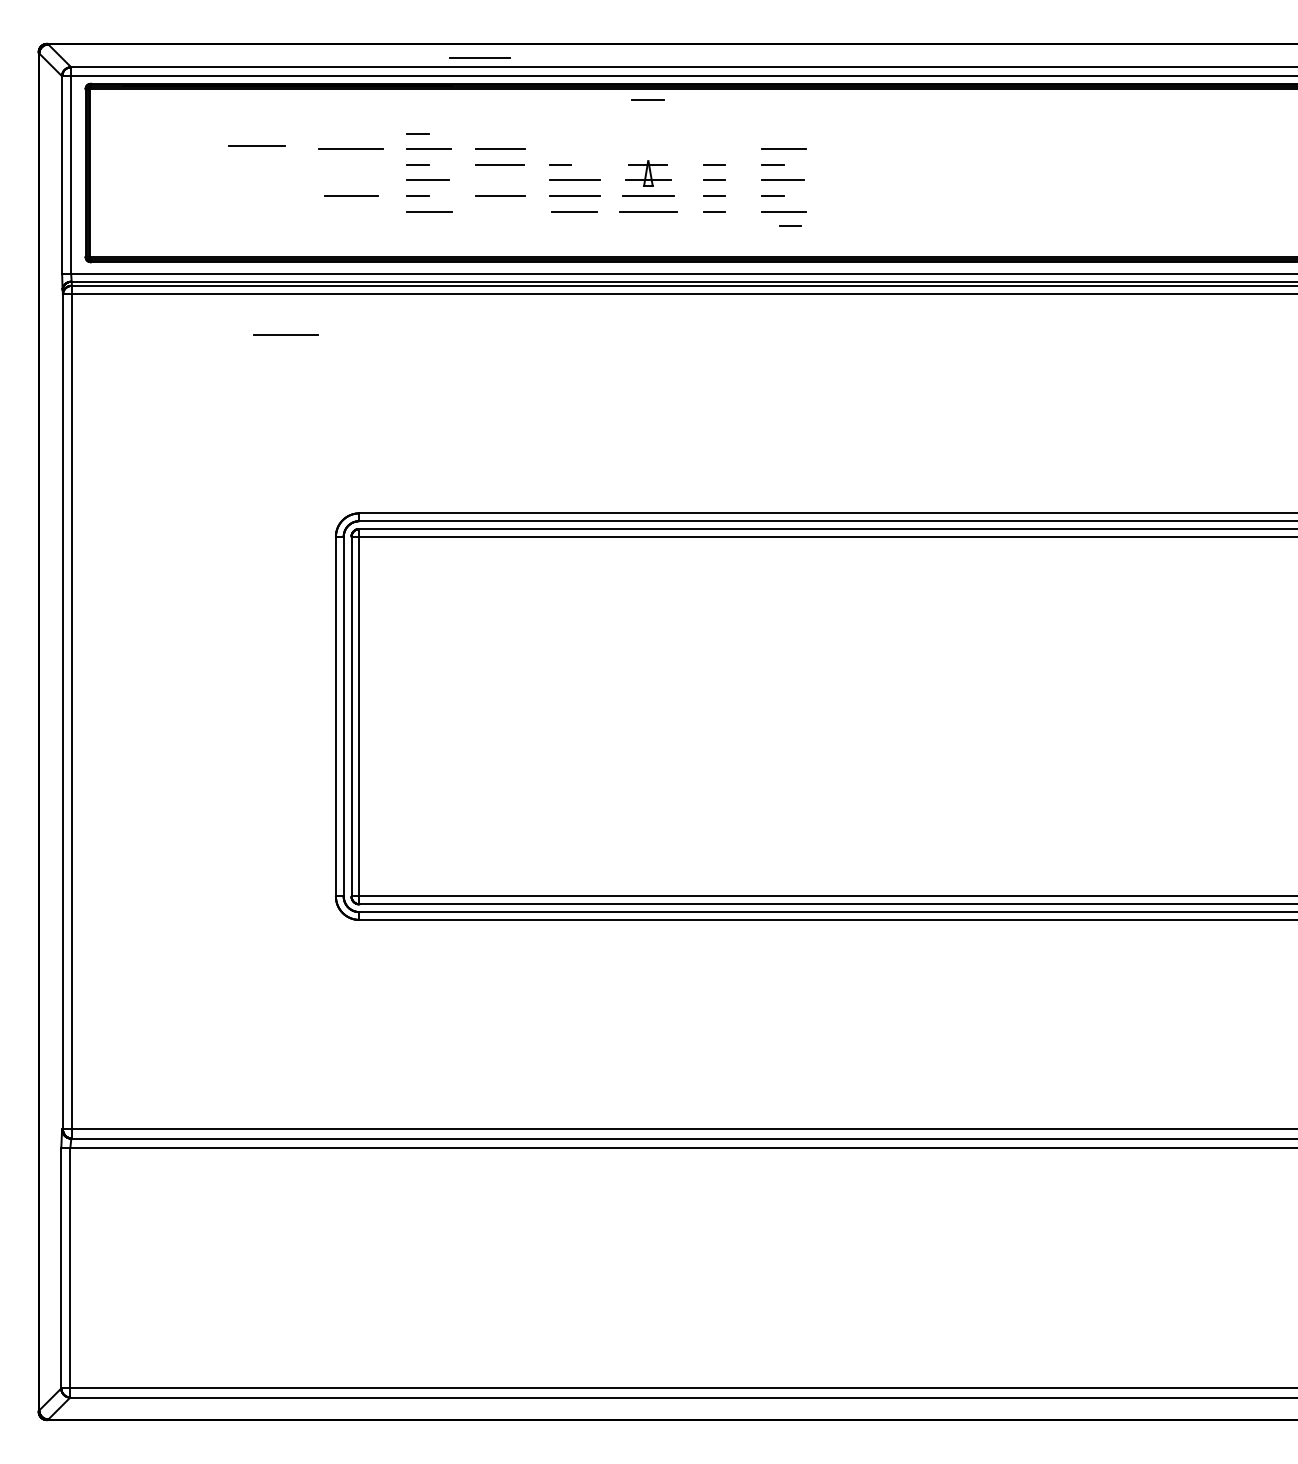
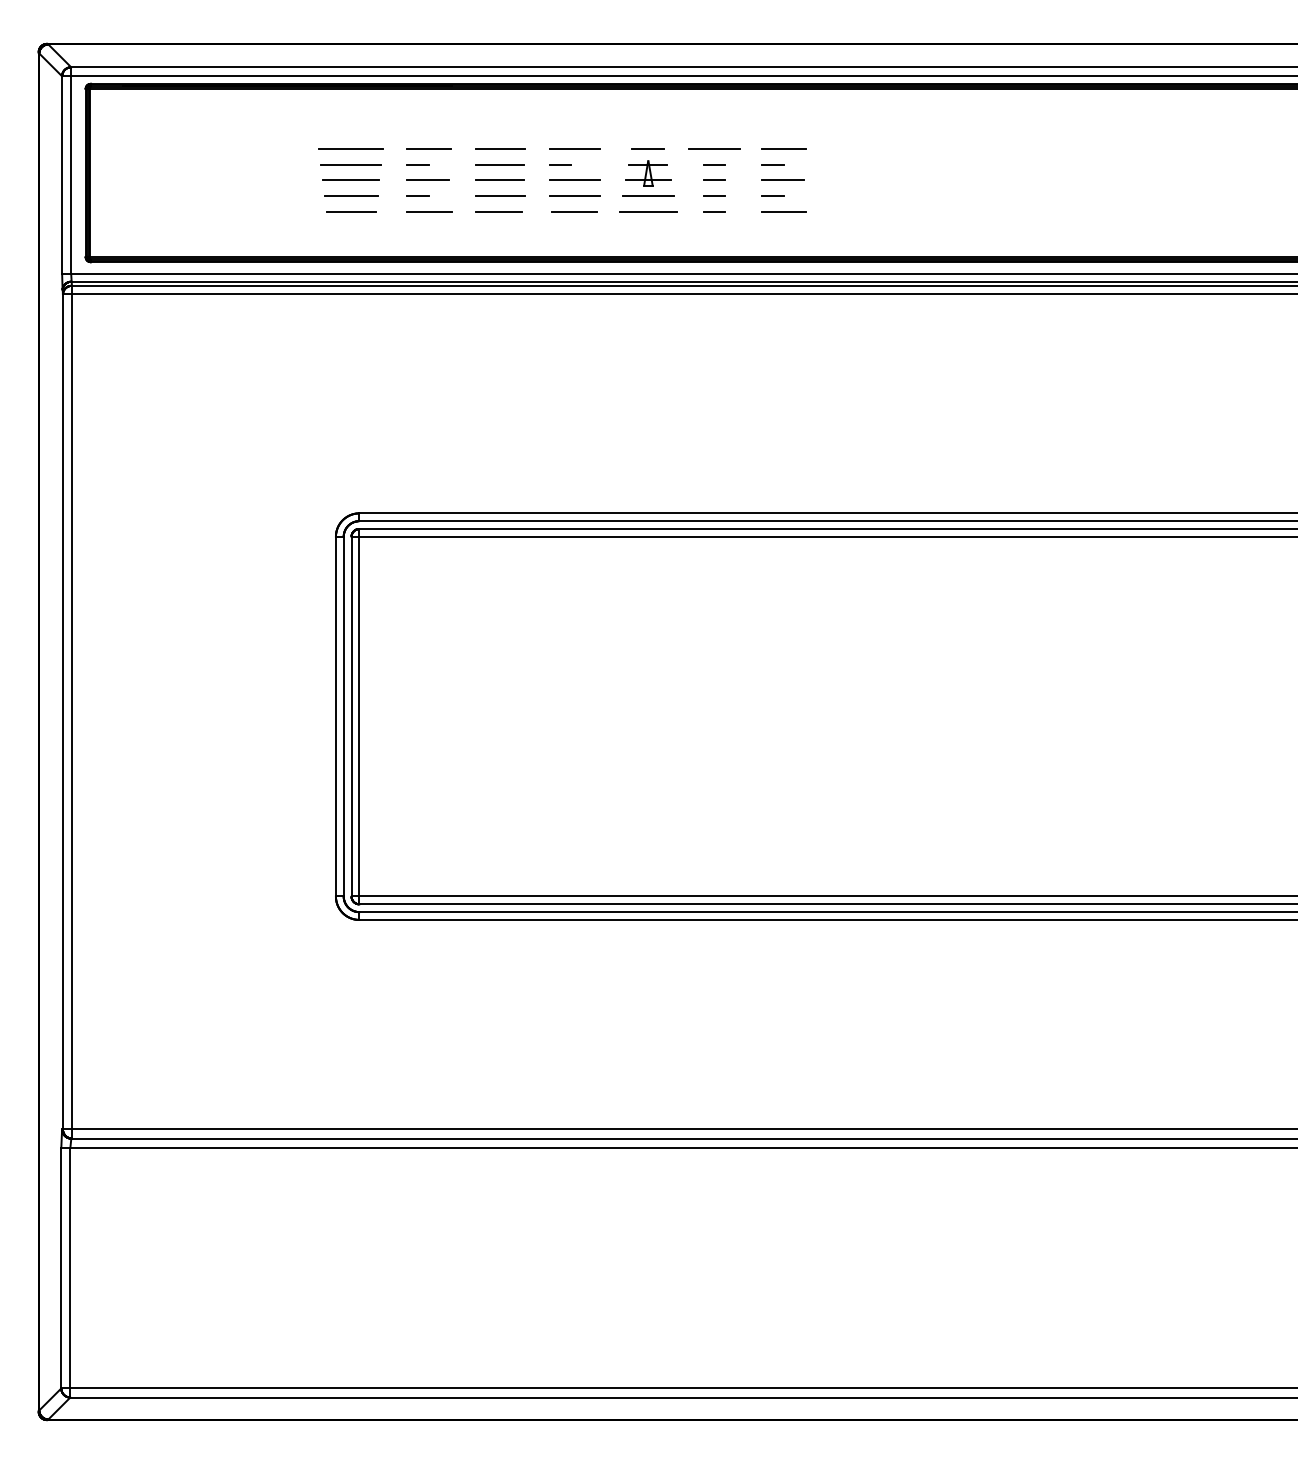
line position: (479, 57) -> (350, 164) (350, 164)
line position: (647, 99) -> (647, 148) (647, 148)
line: present -> none (417, 133)
line position: (256, 145) -> (350, 179) (350, 179)
line: none -> present (574, 149)
line: none -> present (714, 149)
line: none -> present (499, 180)
line: none -> present (350, 211)
line: none -> present (498, 211)
line: present -> none (790, 225)
line: present -> none (285, 334)
